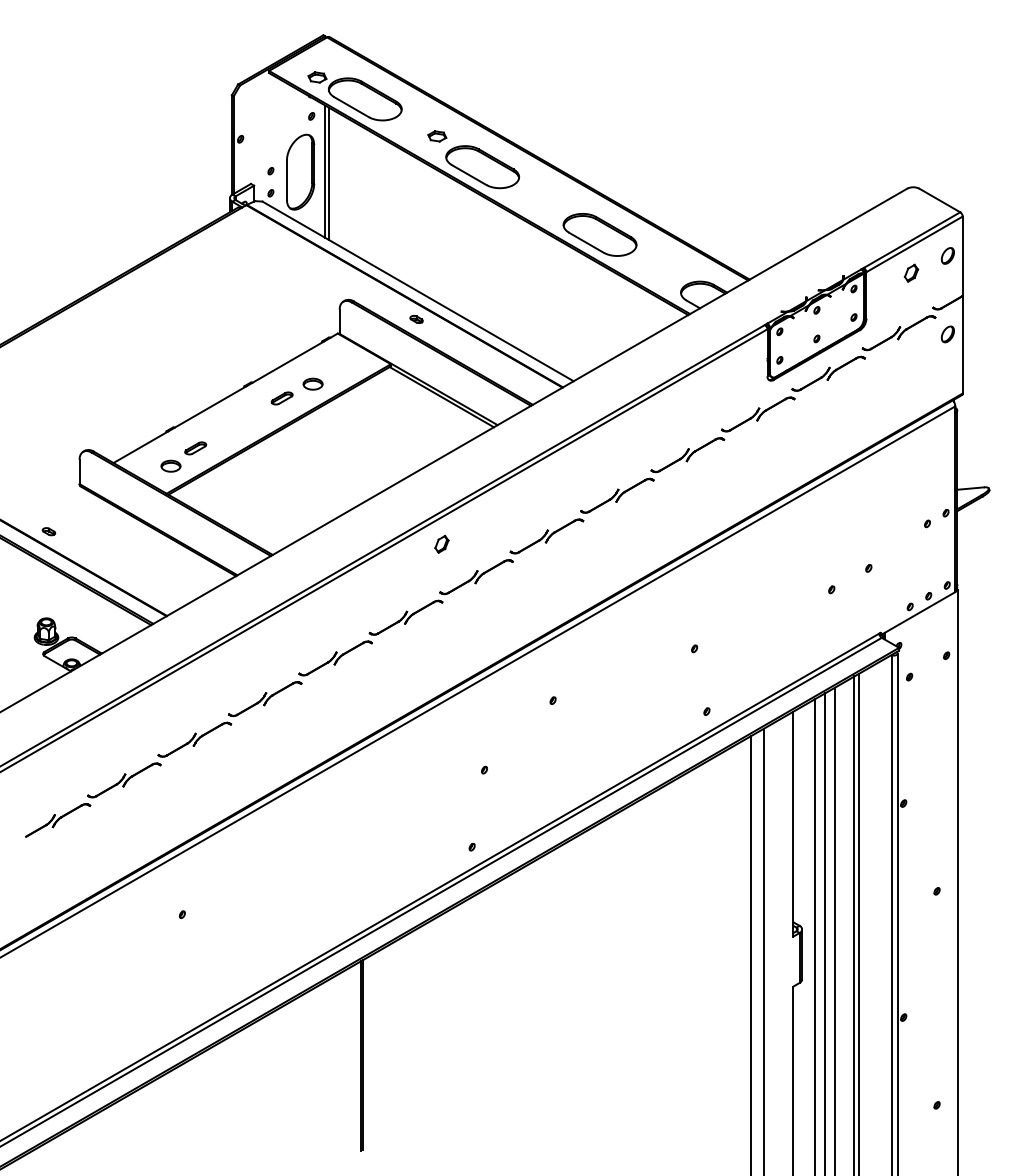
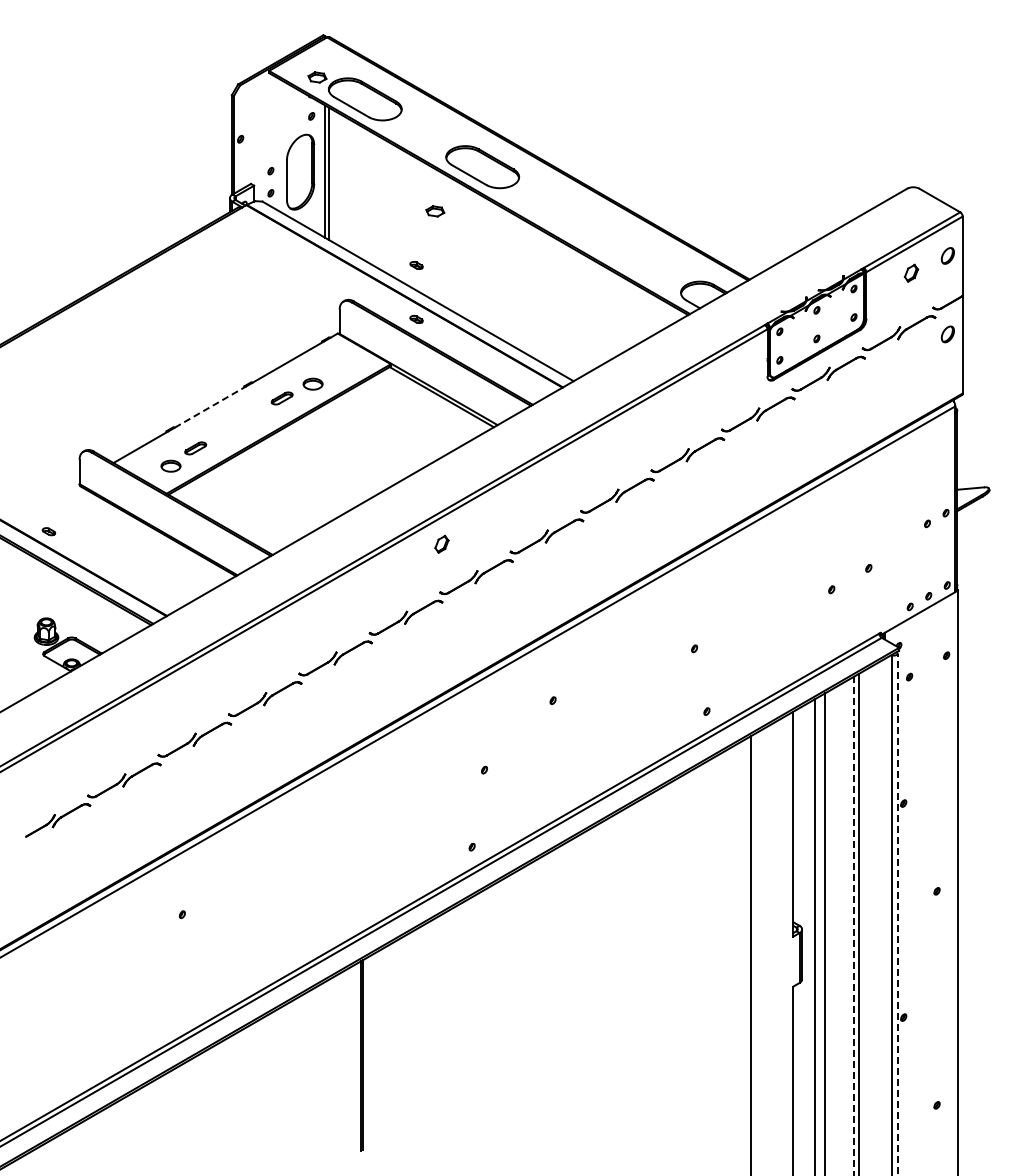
part position: (437, 136) -> (435, 211) (435, 211)
part: present -> none (599, 234)
part: none -> present (416, 265)
line: solid -> dashed (210, 406)
line: solid -> dashed (897, 914)
line: solid -> dashed (854, 926)
line: present -> none (835, 929)
line: present -> none (763, 950)
